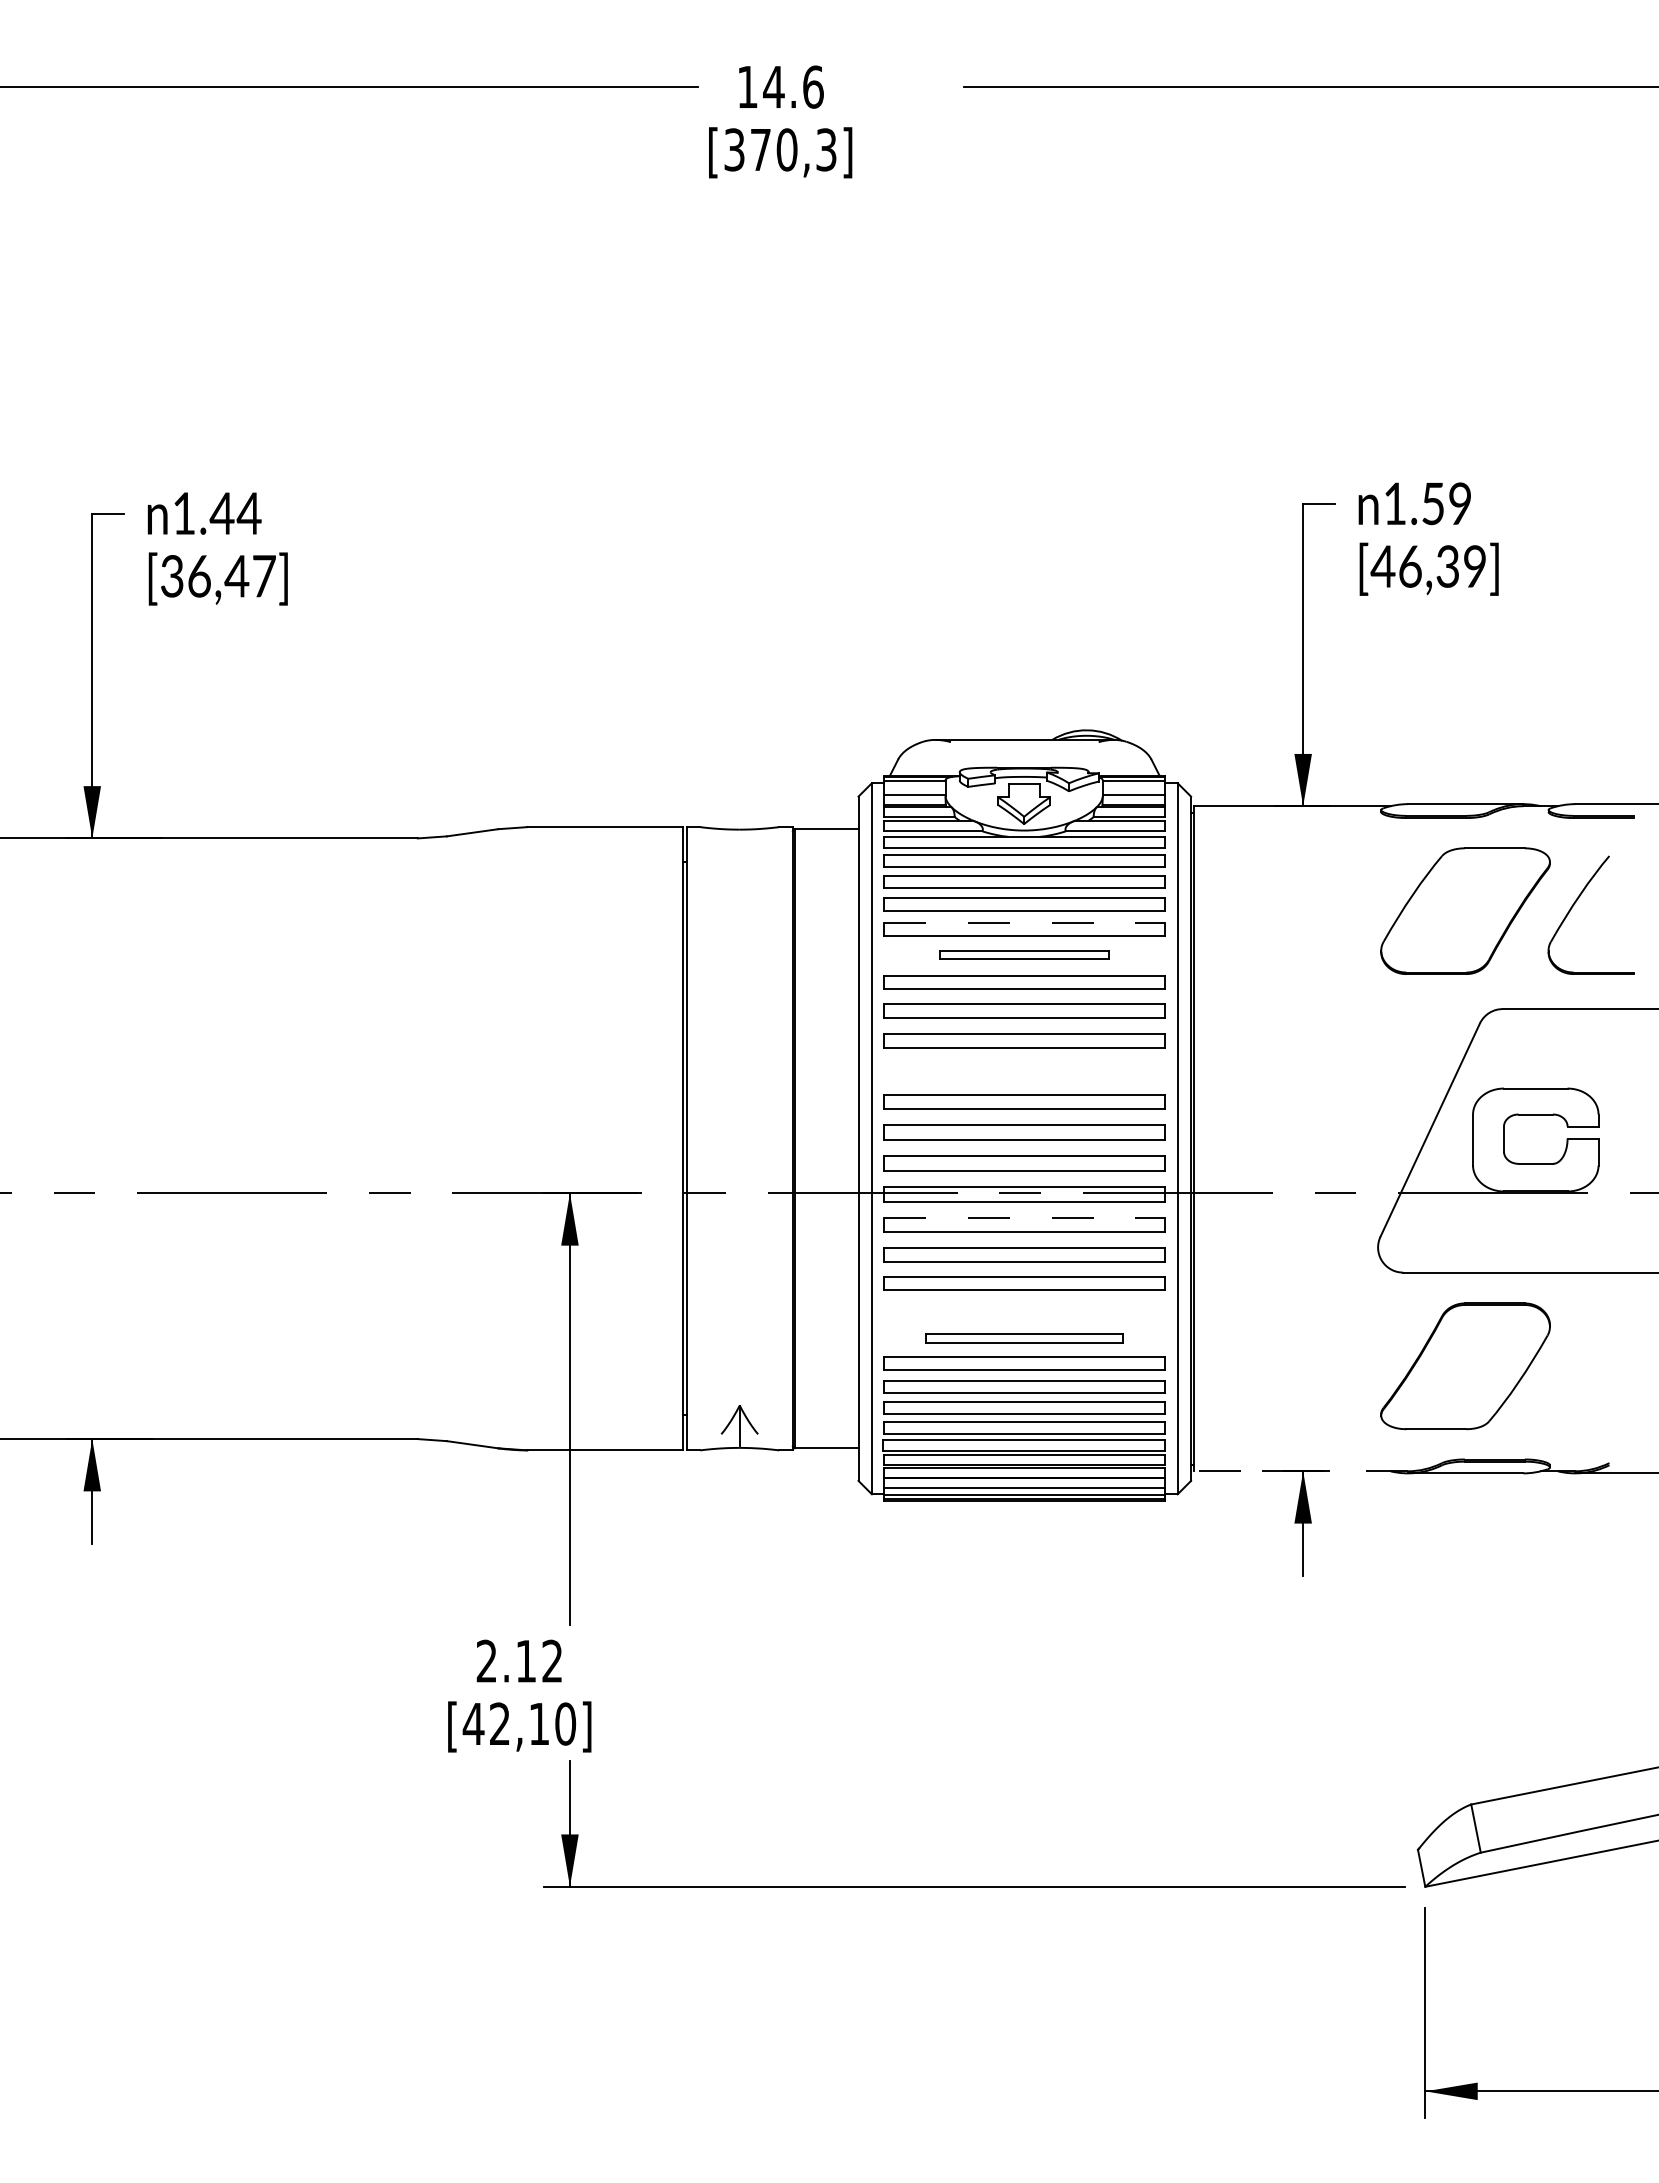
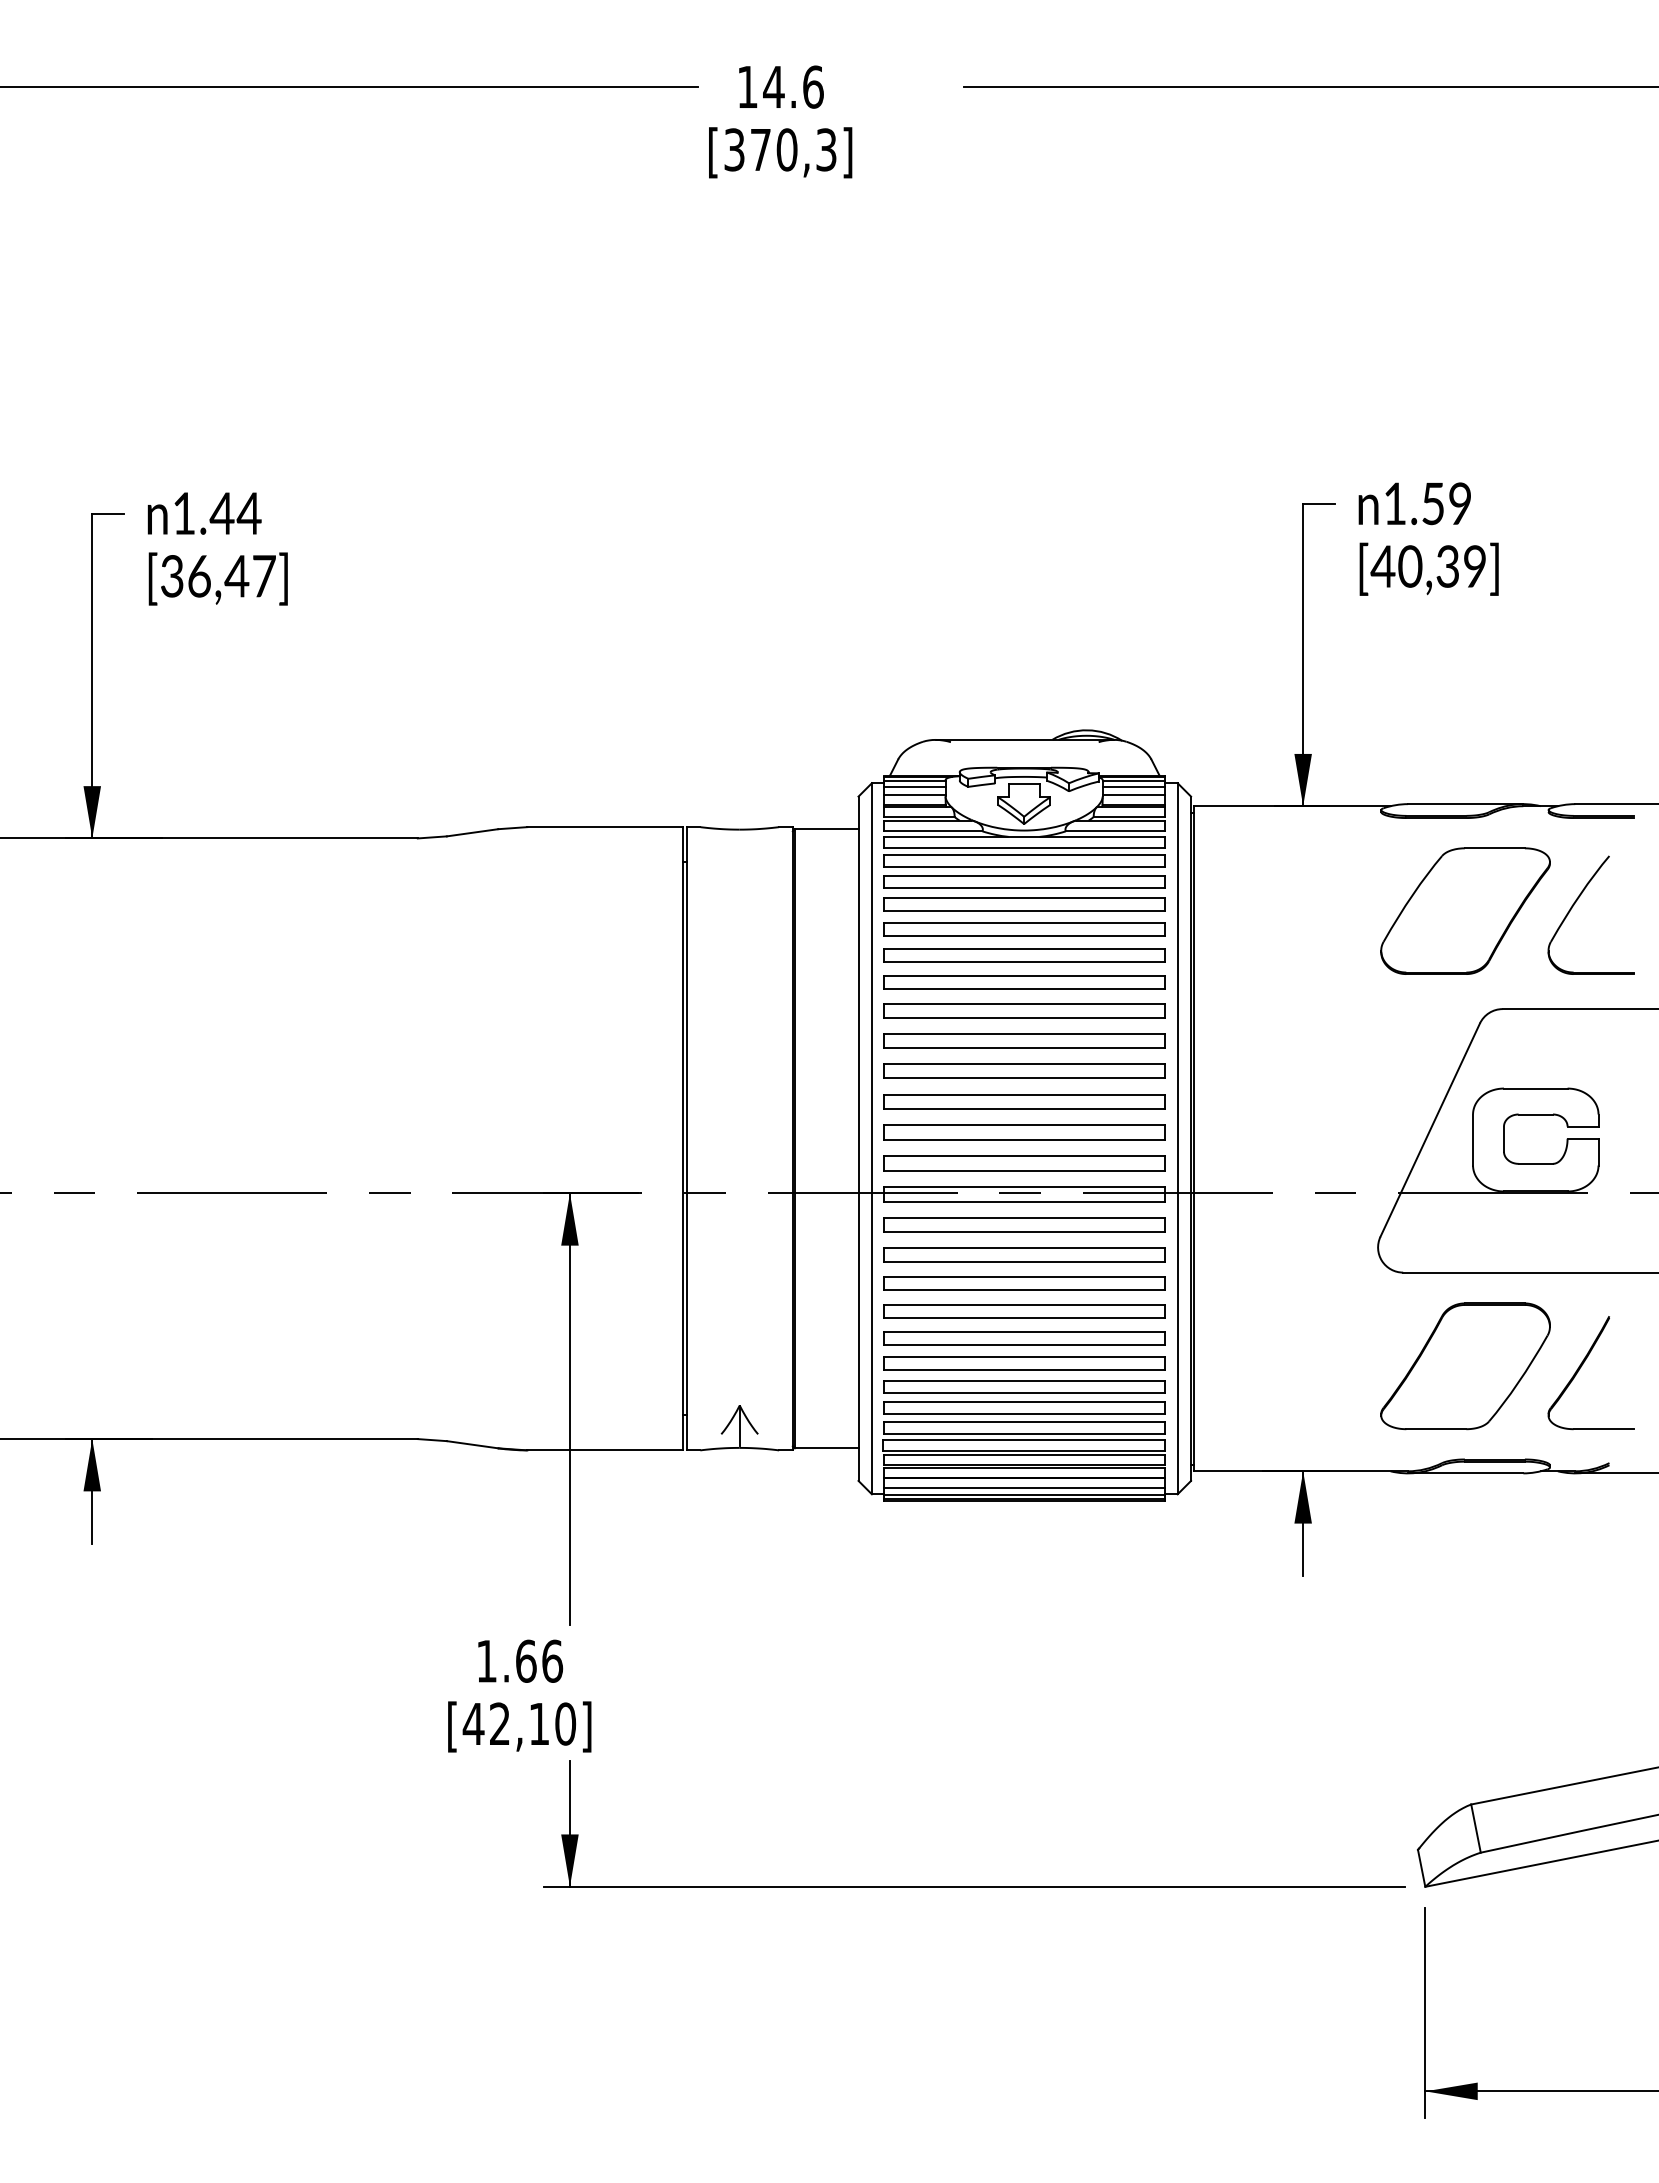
text: [46,39] -> [40,39] (1410, 566)
line: none -> present (914, 786)
line: none -> present (1133, 786)
line: dashed -> solid (1025, 922)
part size: 171x10 px -> 283x15 px (1024, 955)
part: none -> present (1024, 1070)
line: dashed -> solid (1025, 1217)
part: none -> present (1024, 1311)
part size: 199x11 px -> 283x15 px (1024, 1338)
part: none -> present (1580, 1369)
line: dashed -> solid (1301, 1471)
text: 2.12 -> 1.66 (519, 1660)
